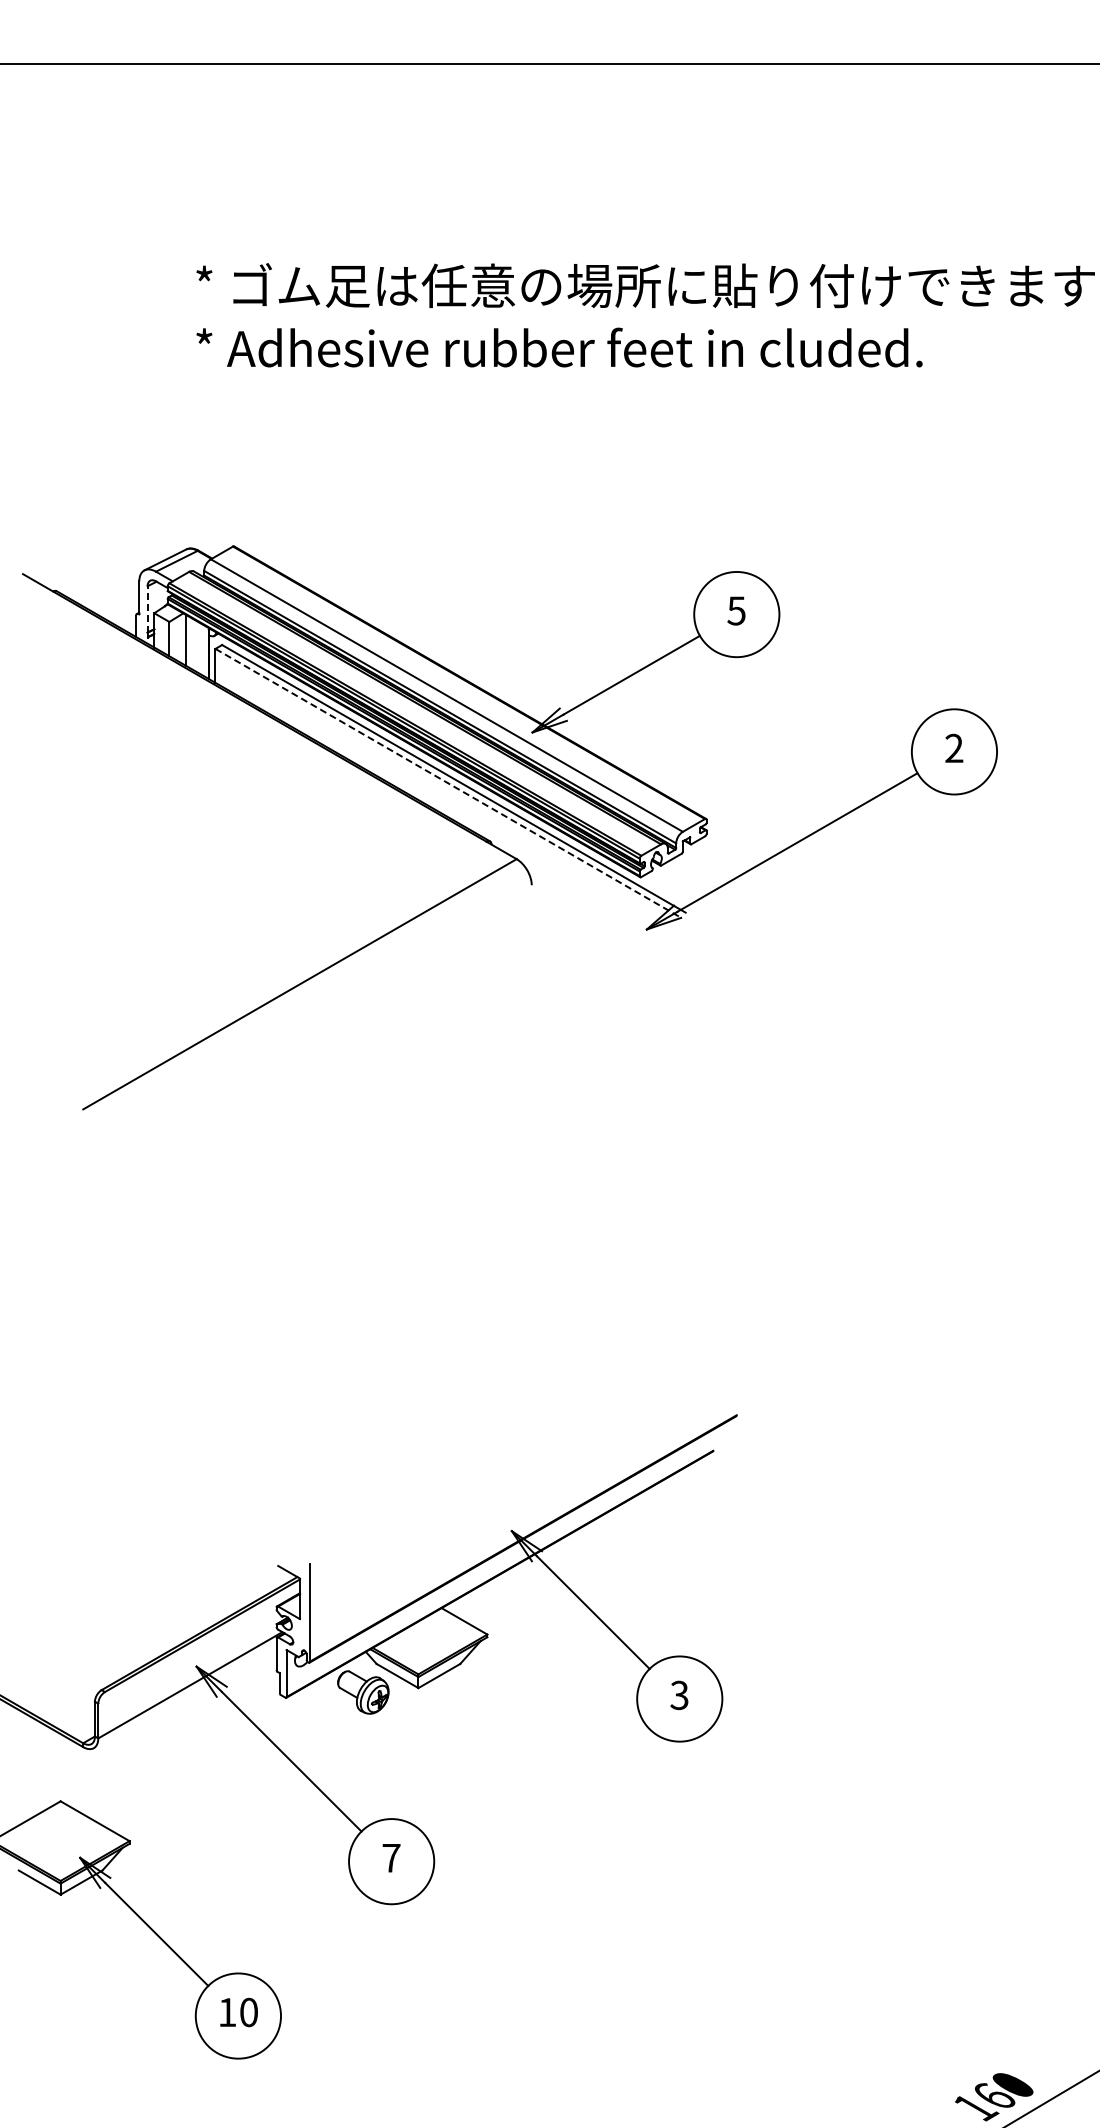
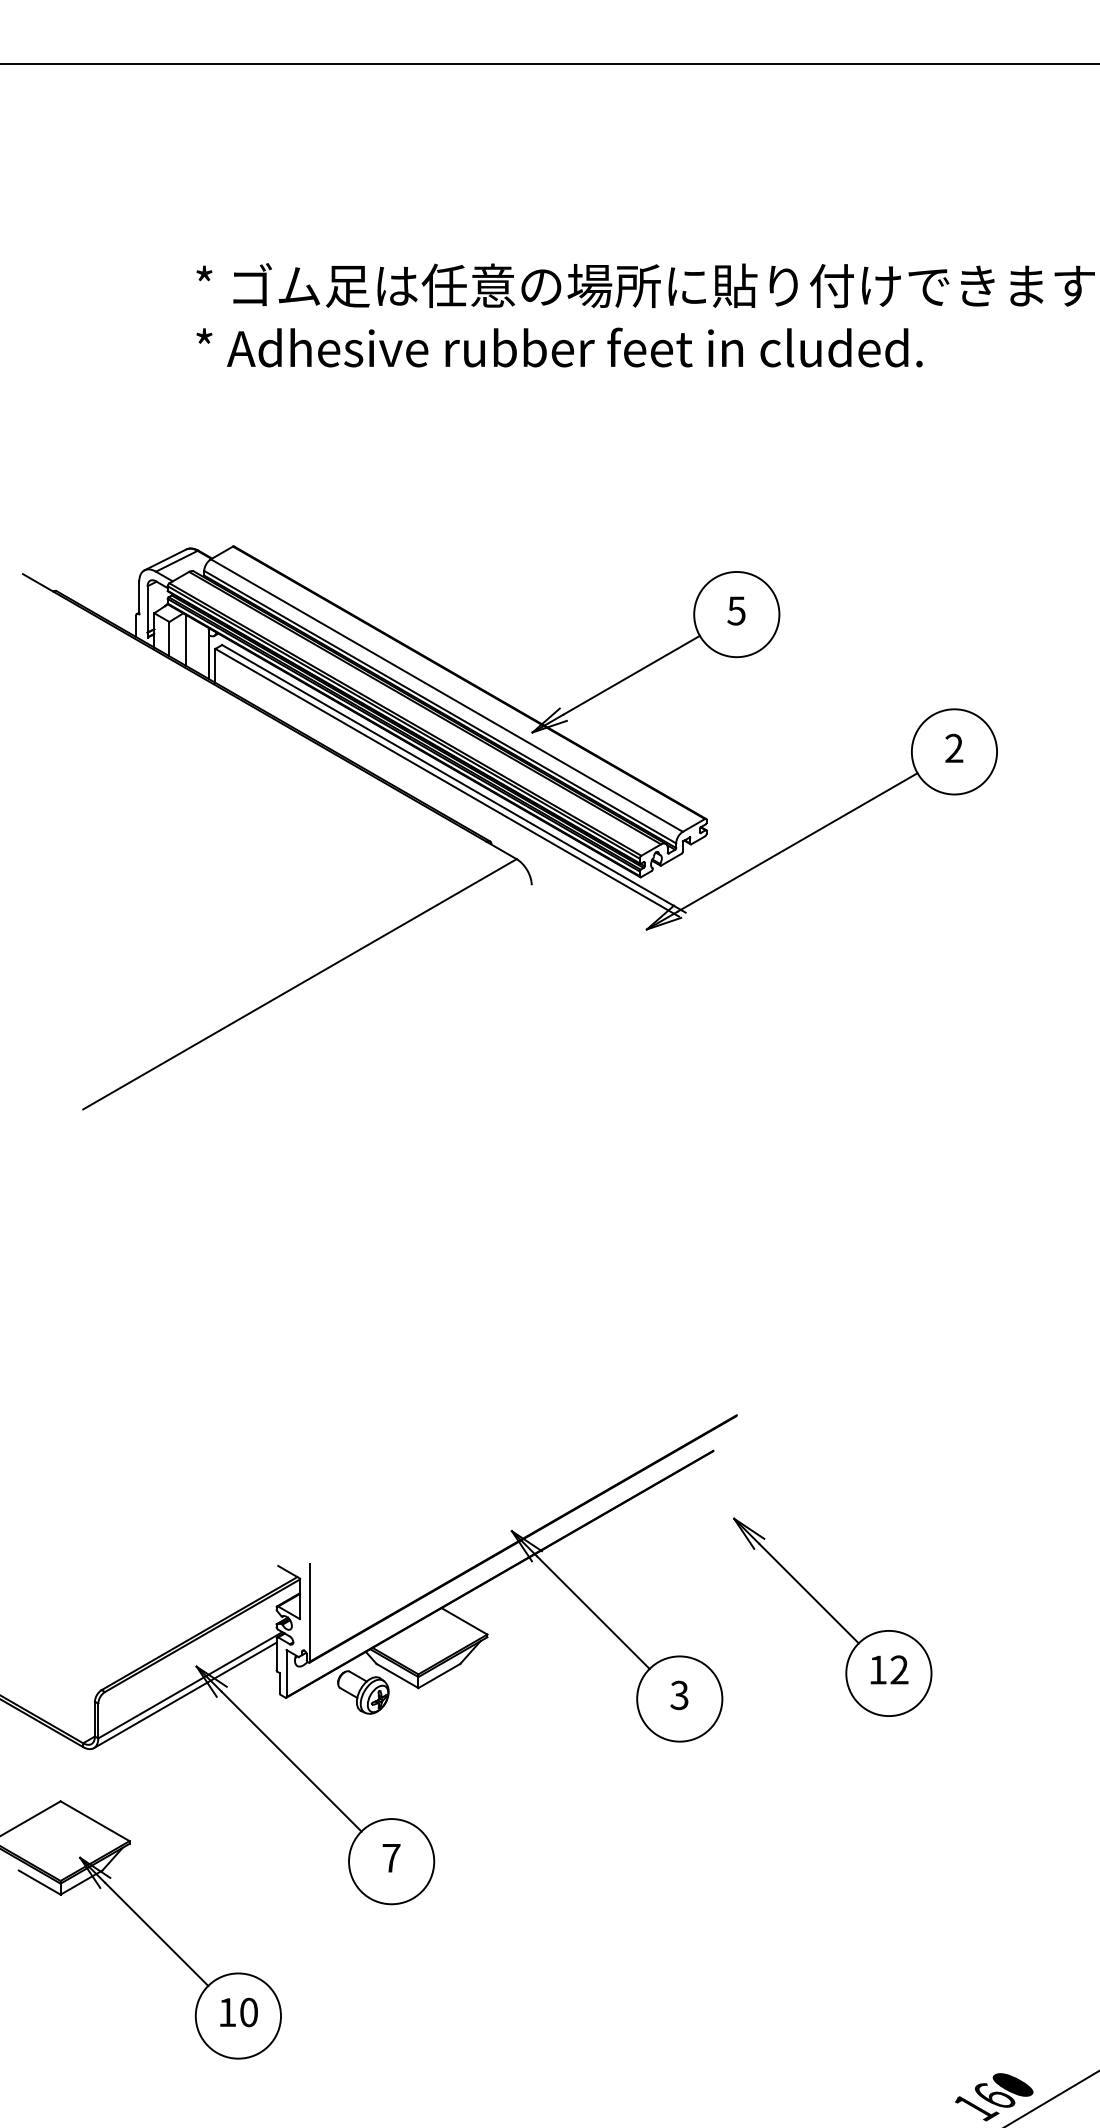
line: dashed -> solid (147, 608)
line: dashed -> solid (447, 782)
part: none -> present (832, 1616)
line: none -> present (184, 1695)
